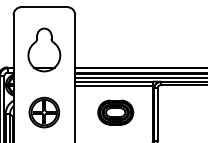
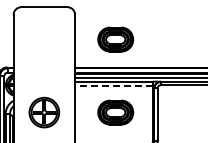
part: none -> present (115, 39)
part: present -> none (44, 49)
line: solid -> dashed (113, 86)
